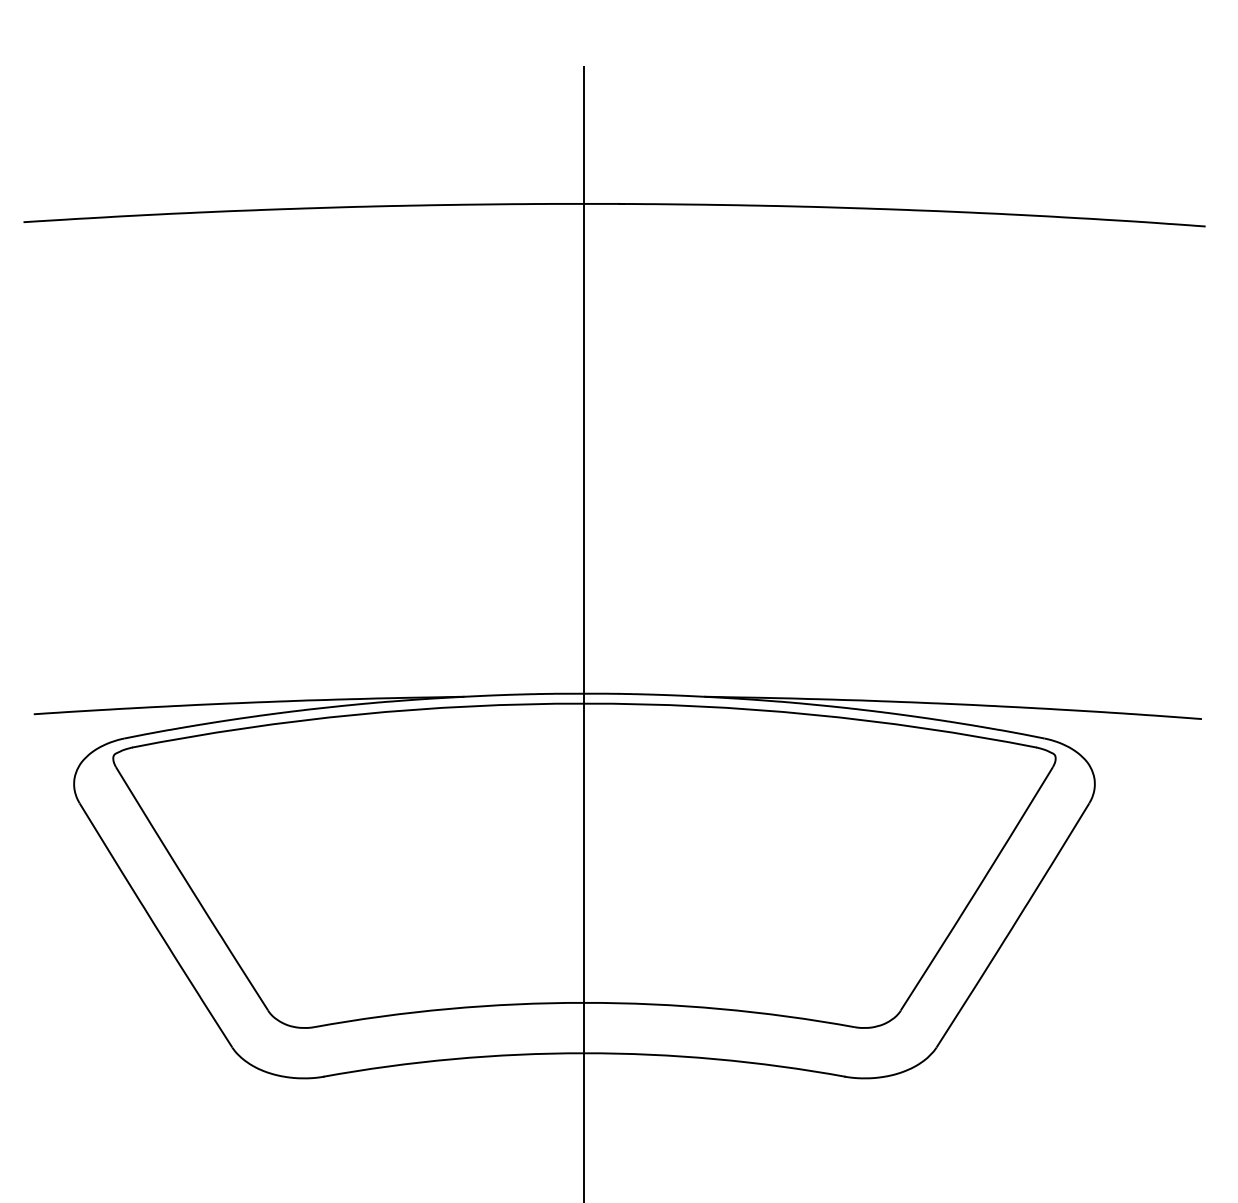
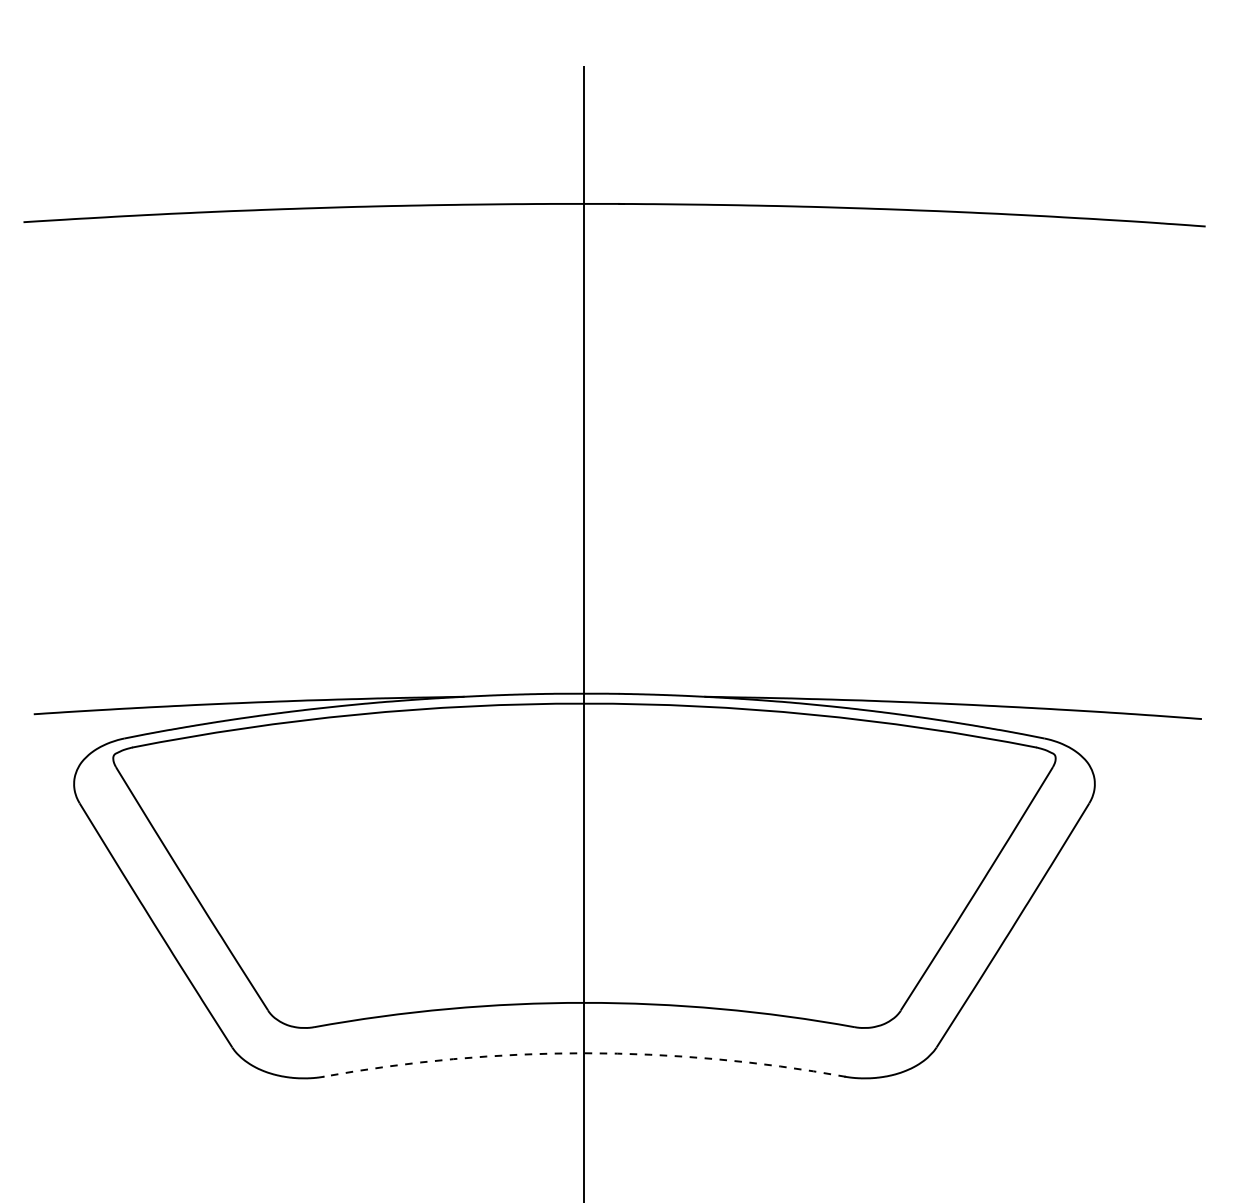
arc: solid -> dashed (584, 1053)
